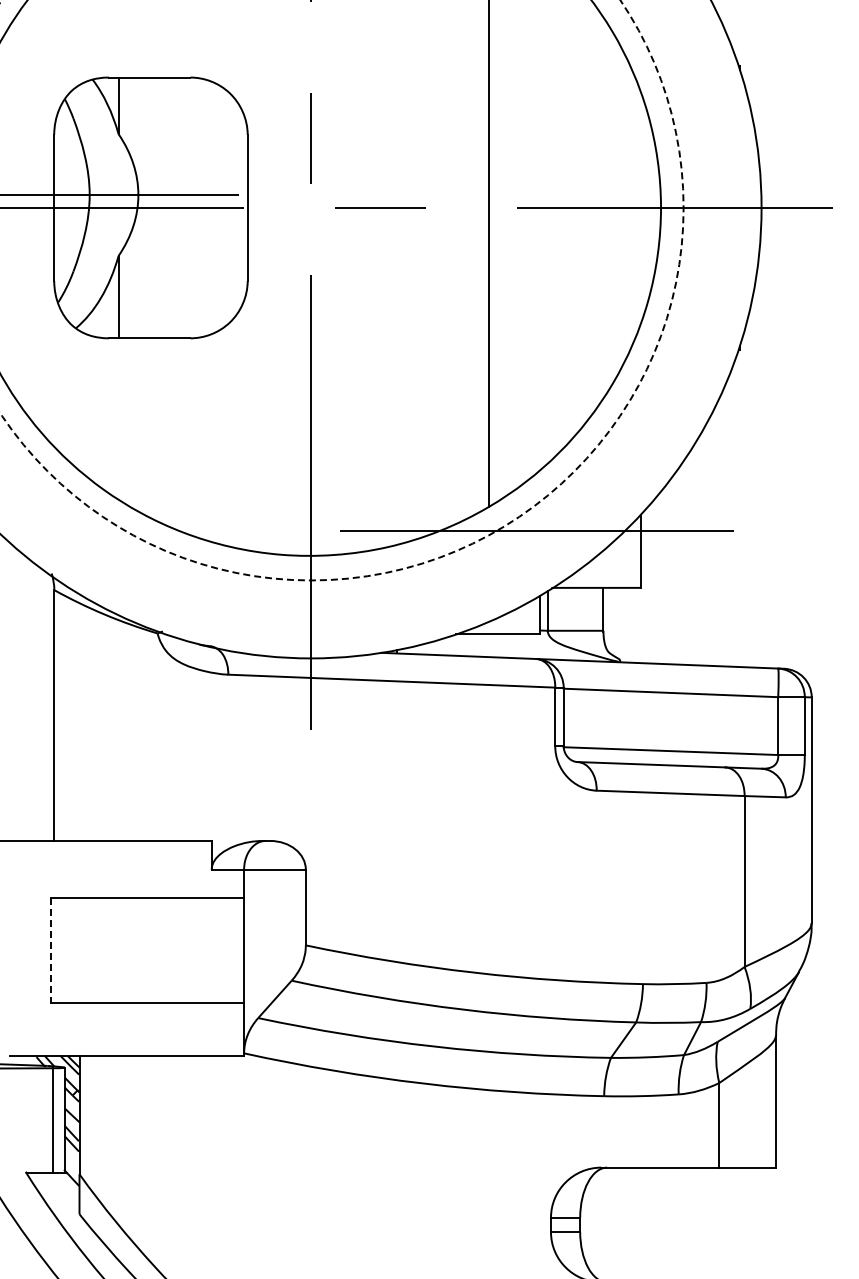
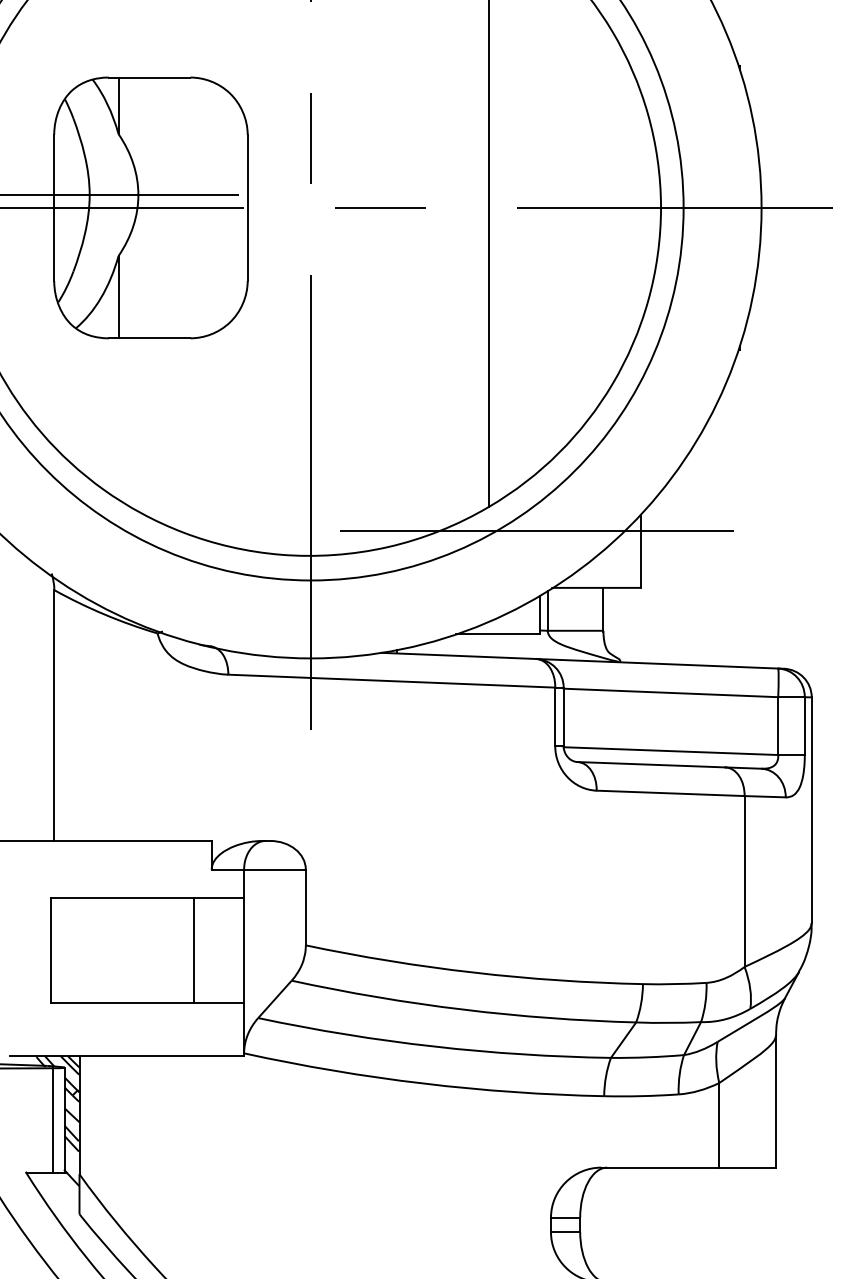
circle: dashed -> solid (341, 290)
line: none -> present (193, 950)
line: dashed -> solid (51, 951)
